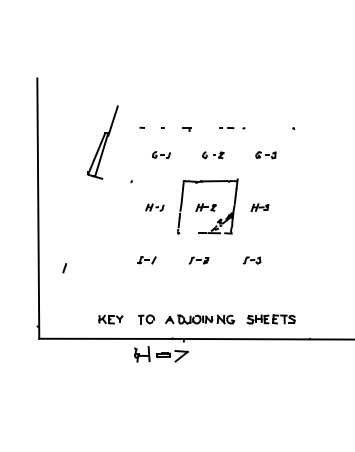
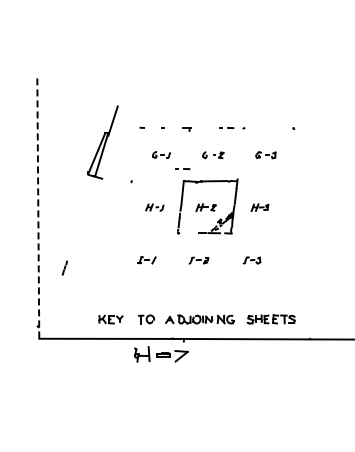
line: none -> present (183, 168)
line: solid -> dashed (38, 209)
part size: 5x11 px -> 7x16 px (64, 267)
